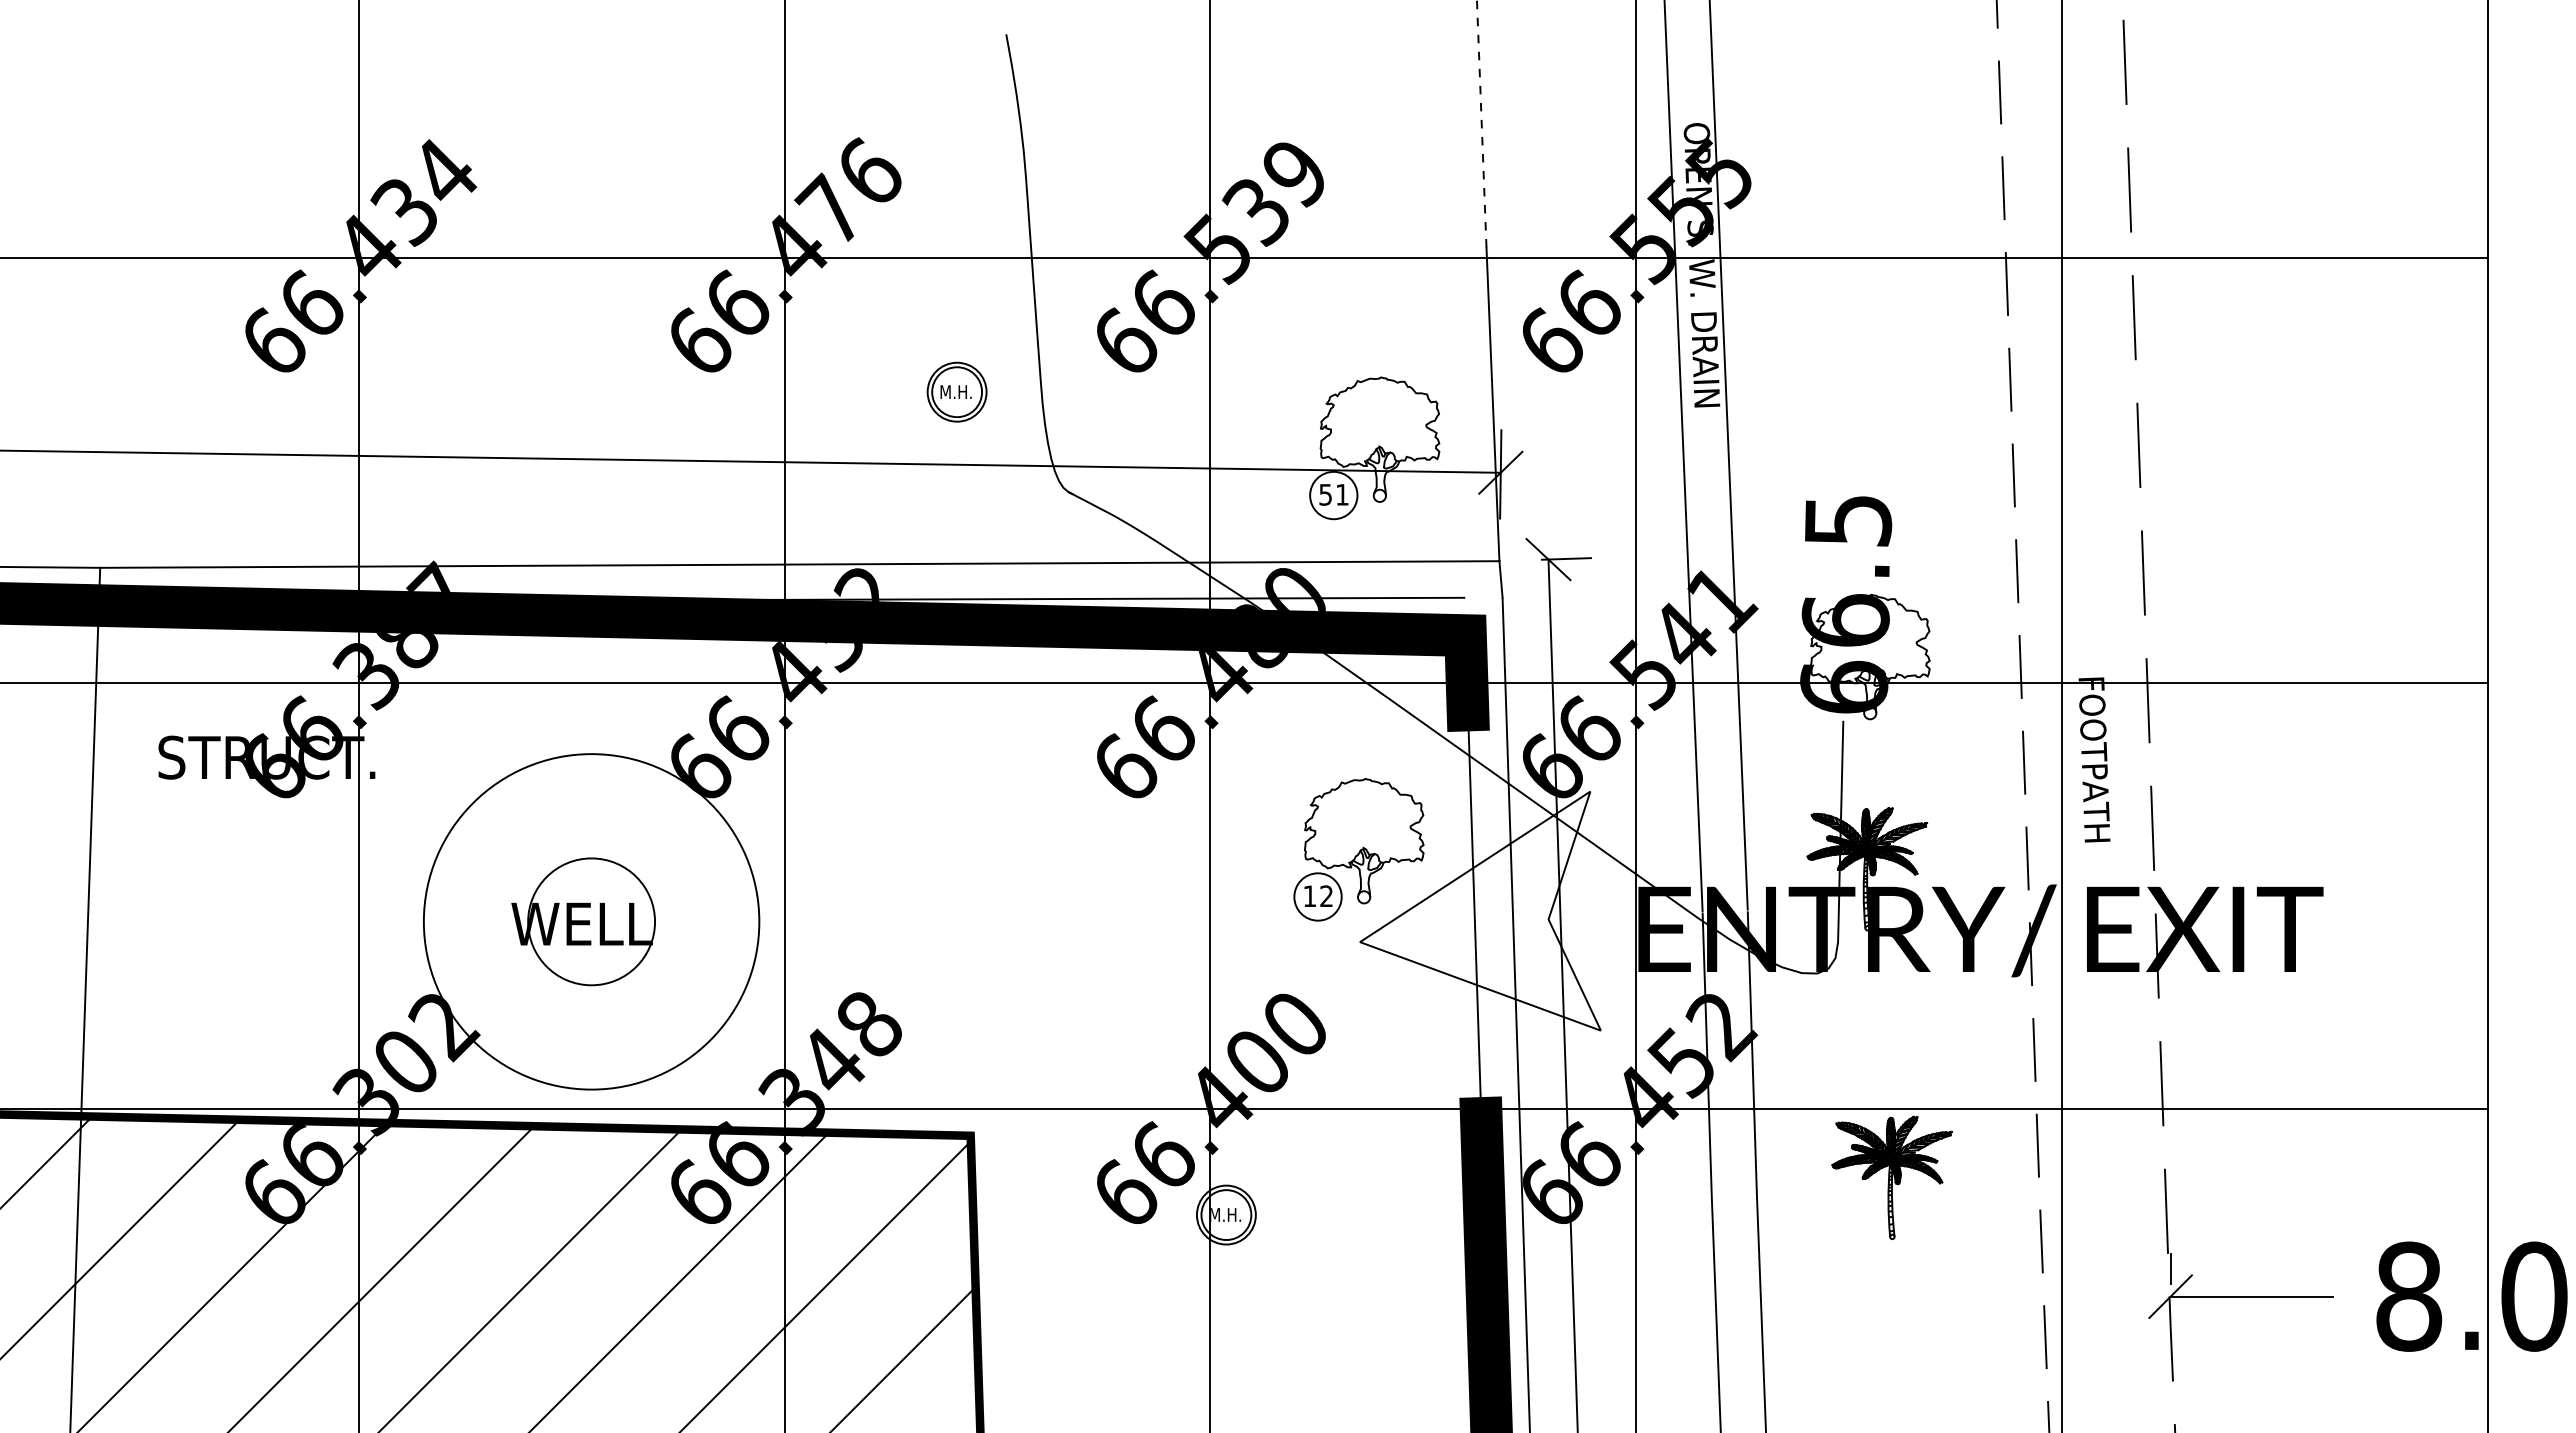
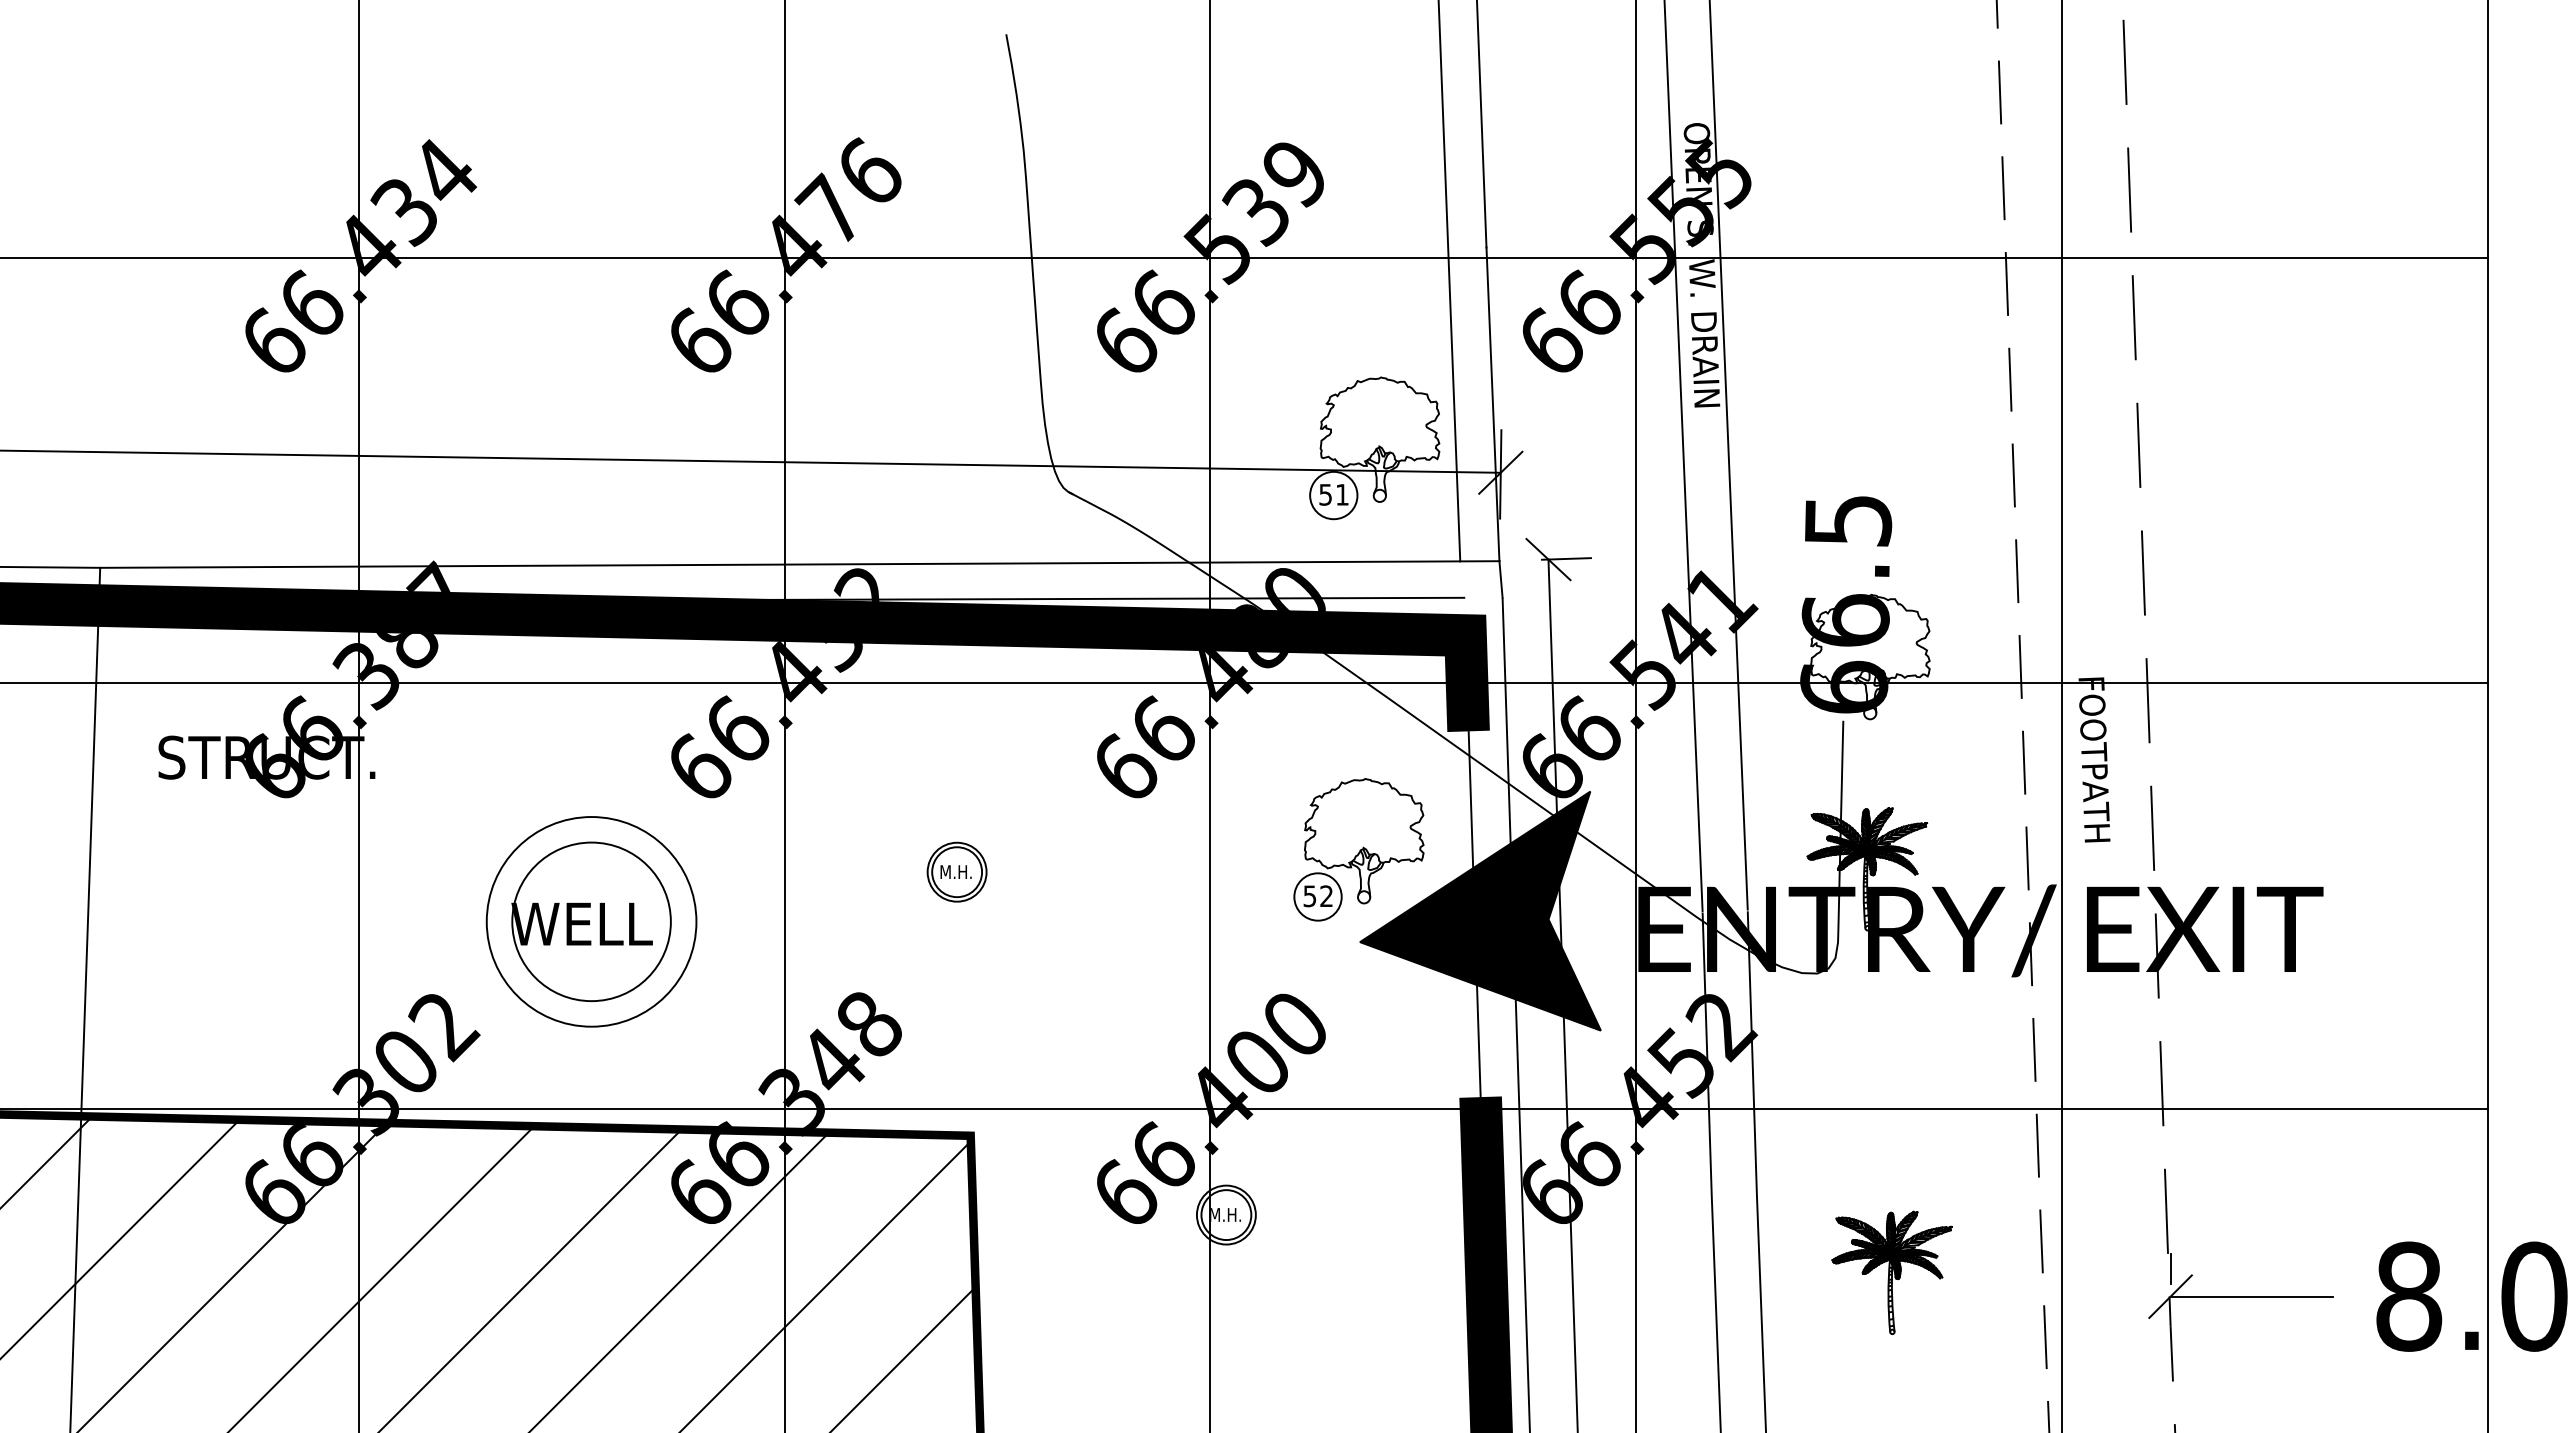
line: dashed -> solid (1481, 123)
line: none -> present (1449, 281)
part position: (956, 391) -> (956, 871) (956, 871)
text: 12 -> 52 (1309, 896)
fill: none -> present (1480, 910)
circle diameter: 127 px -> 159 px (591, 921)
circle diameter: 335 px -> 210 px (591, 921)
part position: (1891, 1177) -> (1891, 1272) (1891, 1272)
